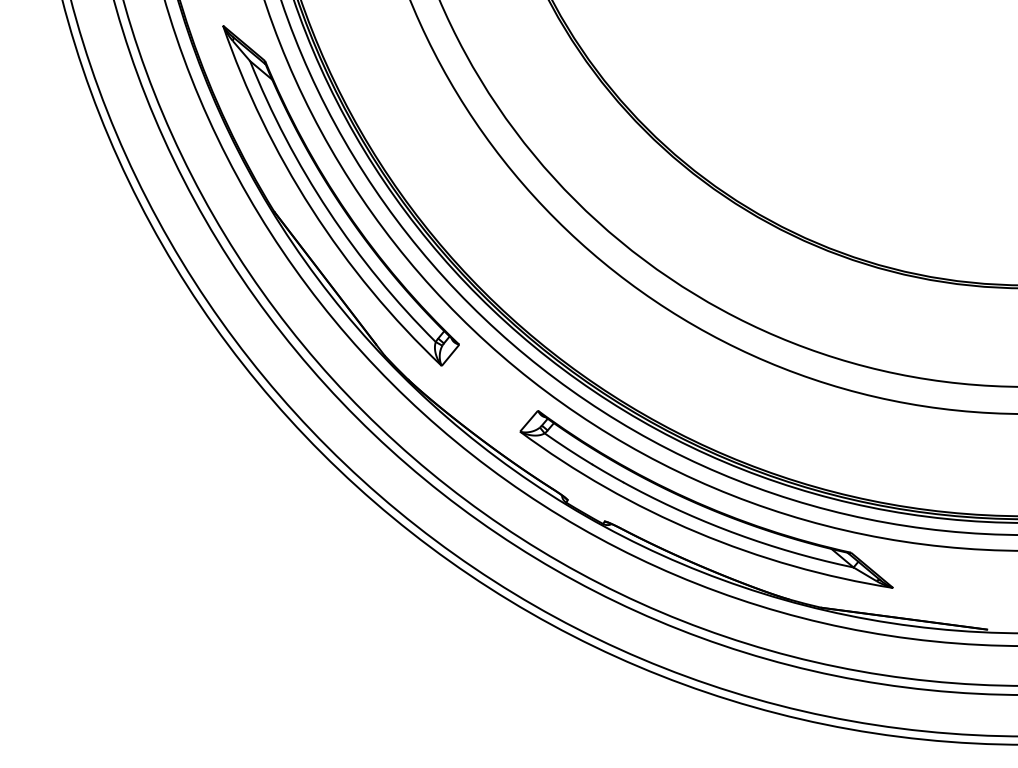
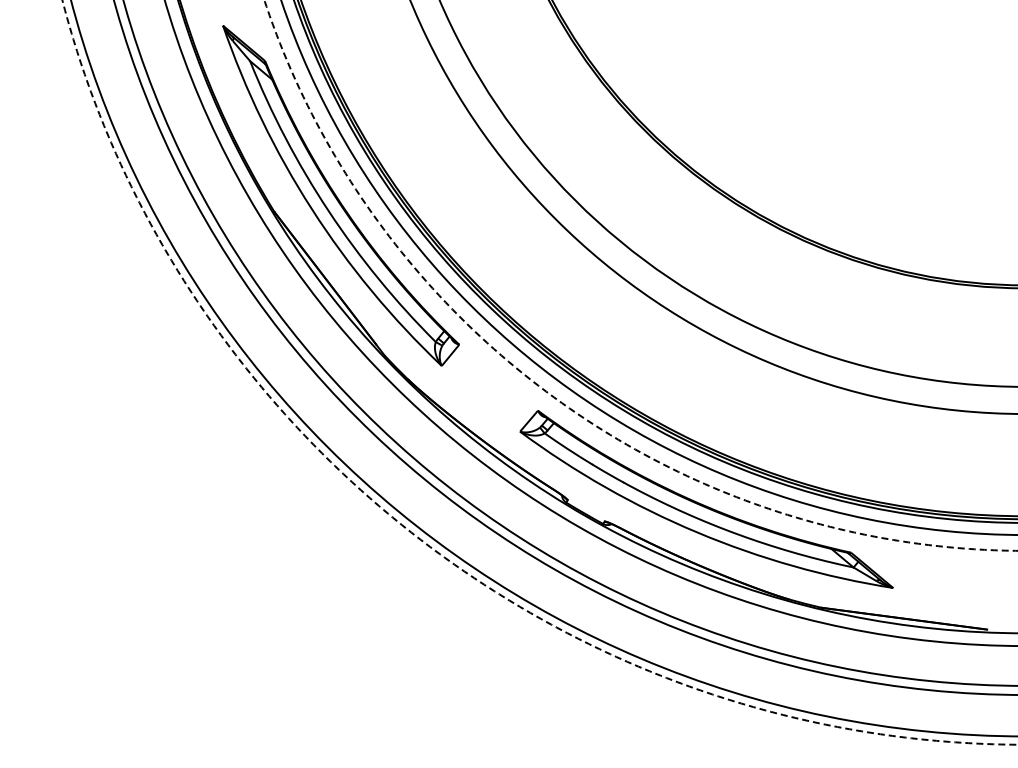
circle: solid -> dashed (640, 275)
circle: solid -> dashed (539, 372)
